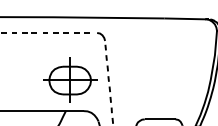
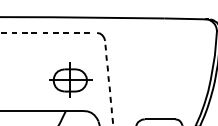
part size: 55x46 px -> 44x36 px (70, 79)
